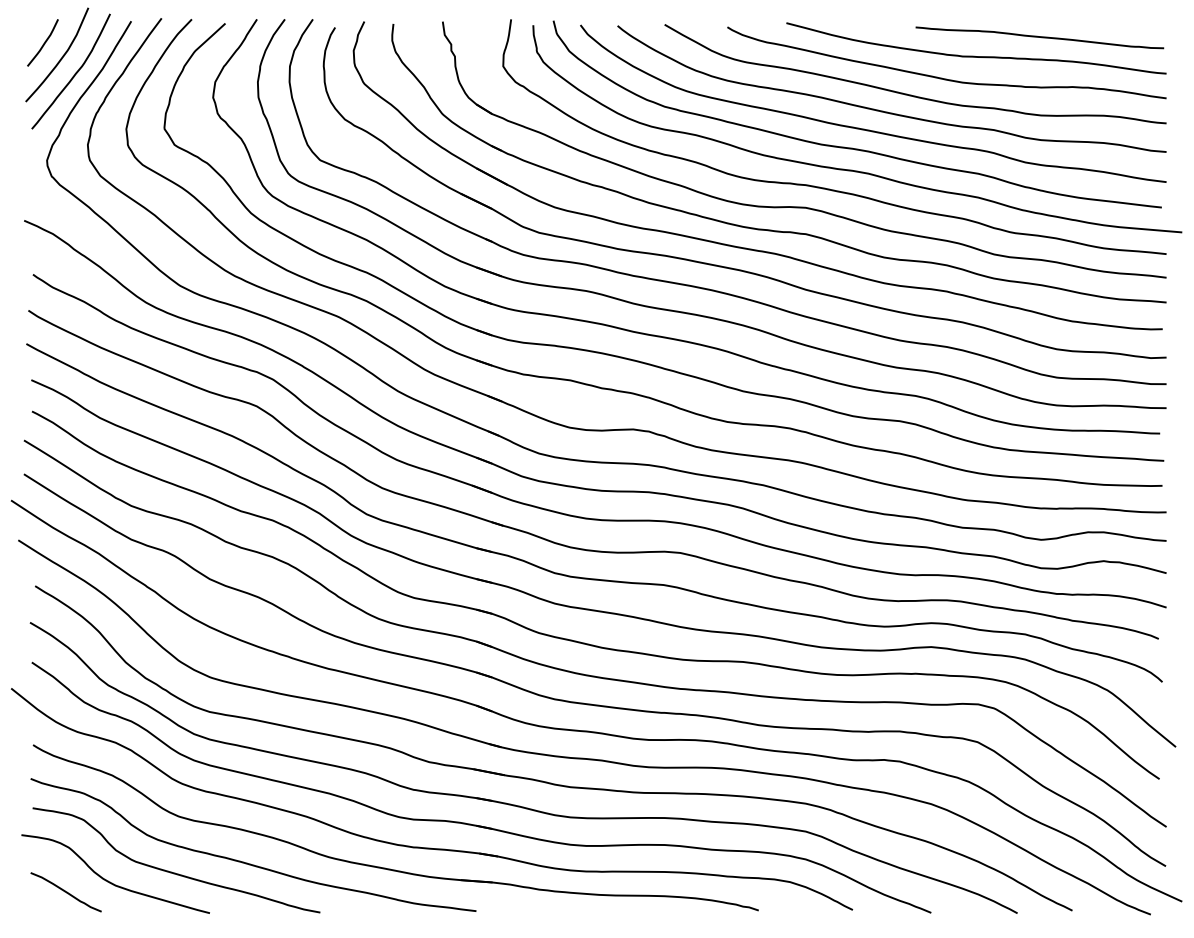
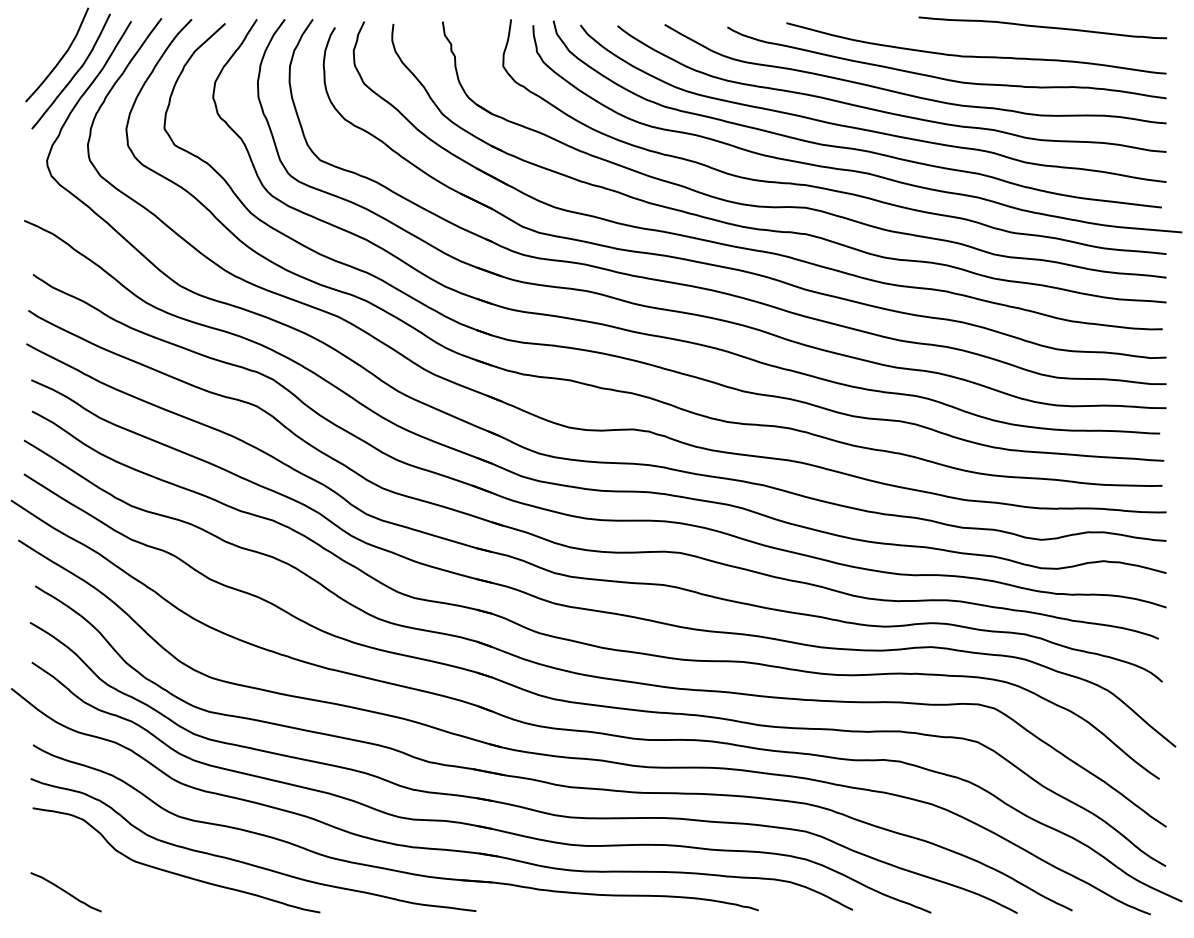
curve position: (1039, 37) -> (1042, 27) (1042, 27)
curve: present -> none (43, 43)
curve: present -> none (110, 881)
